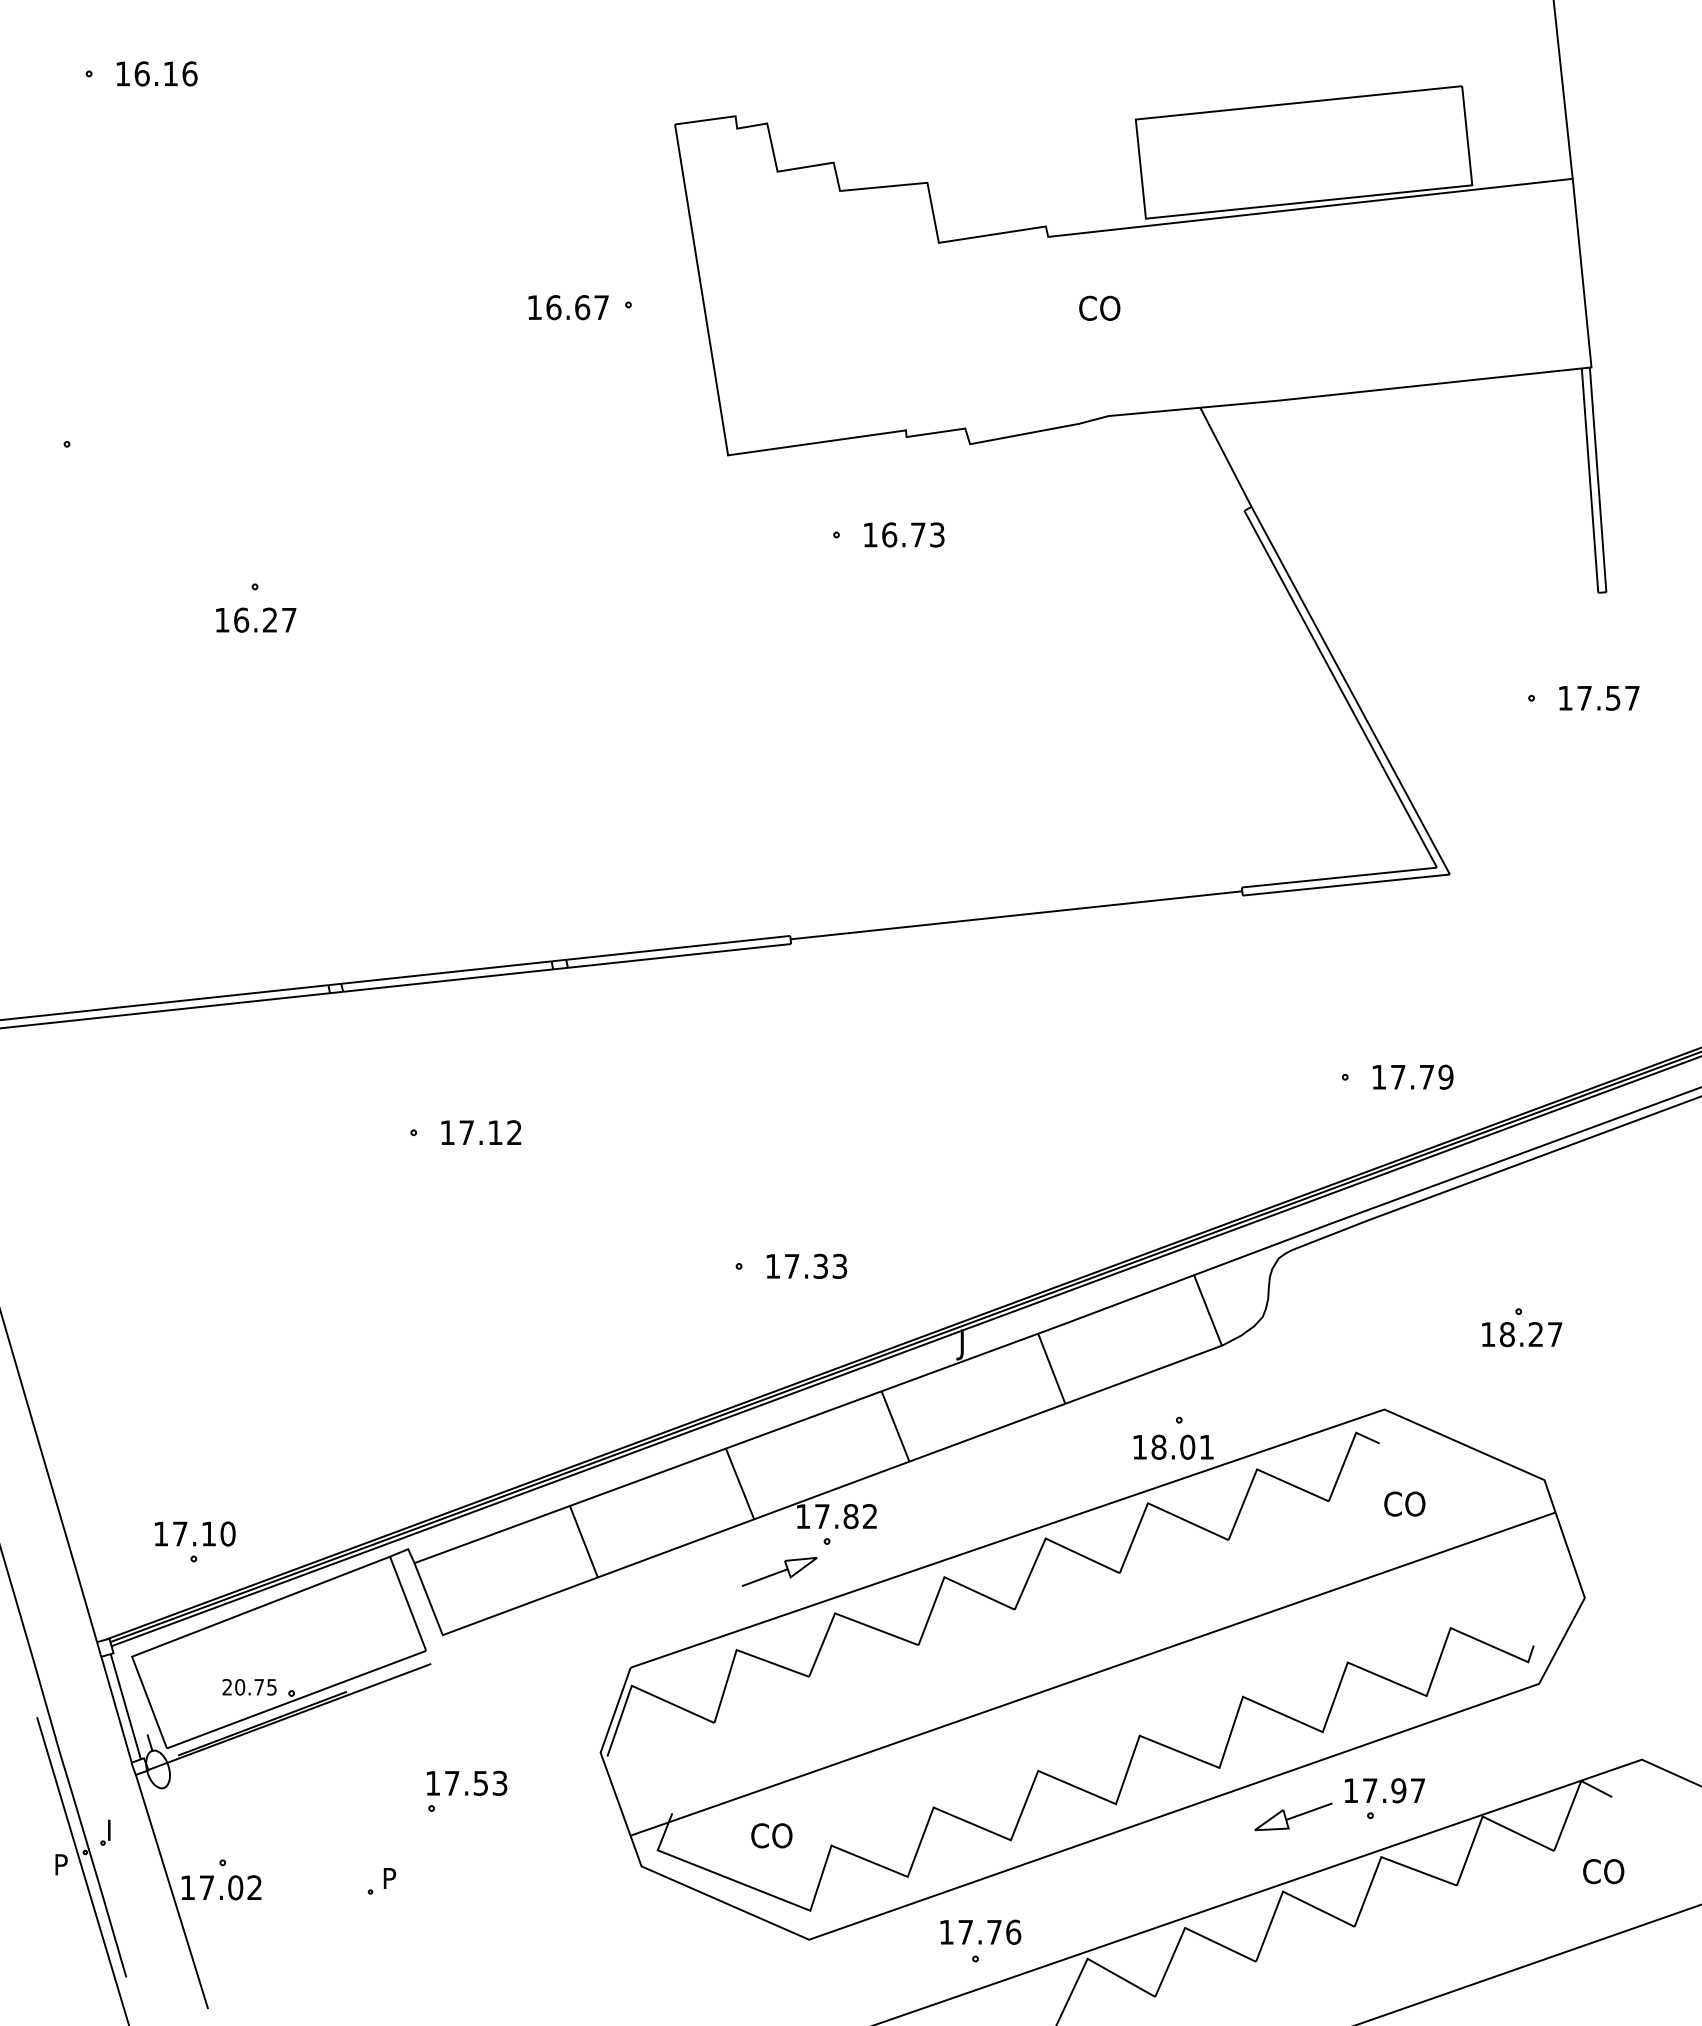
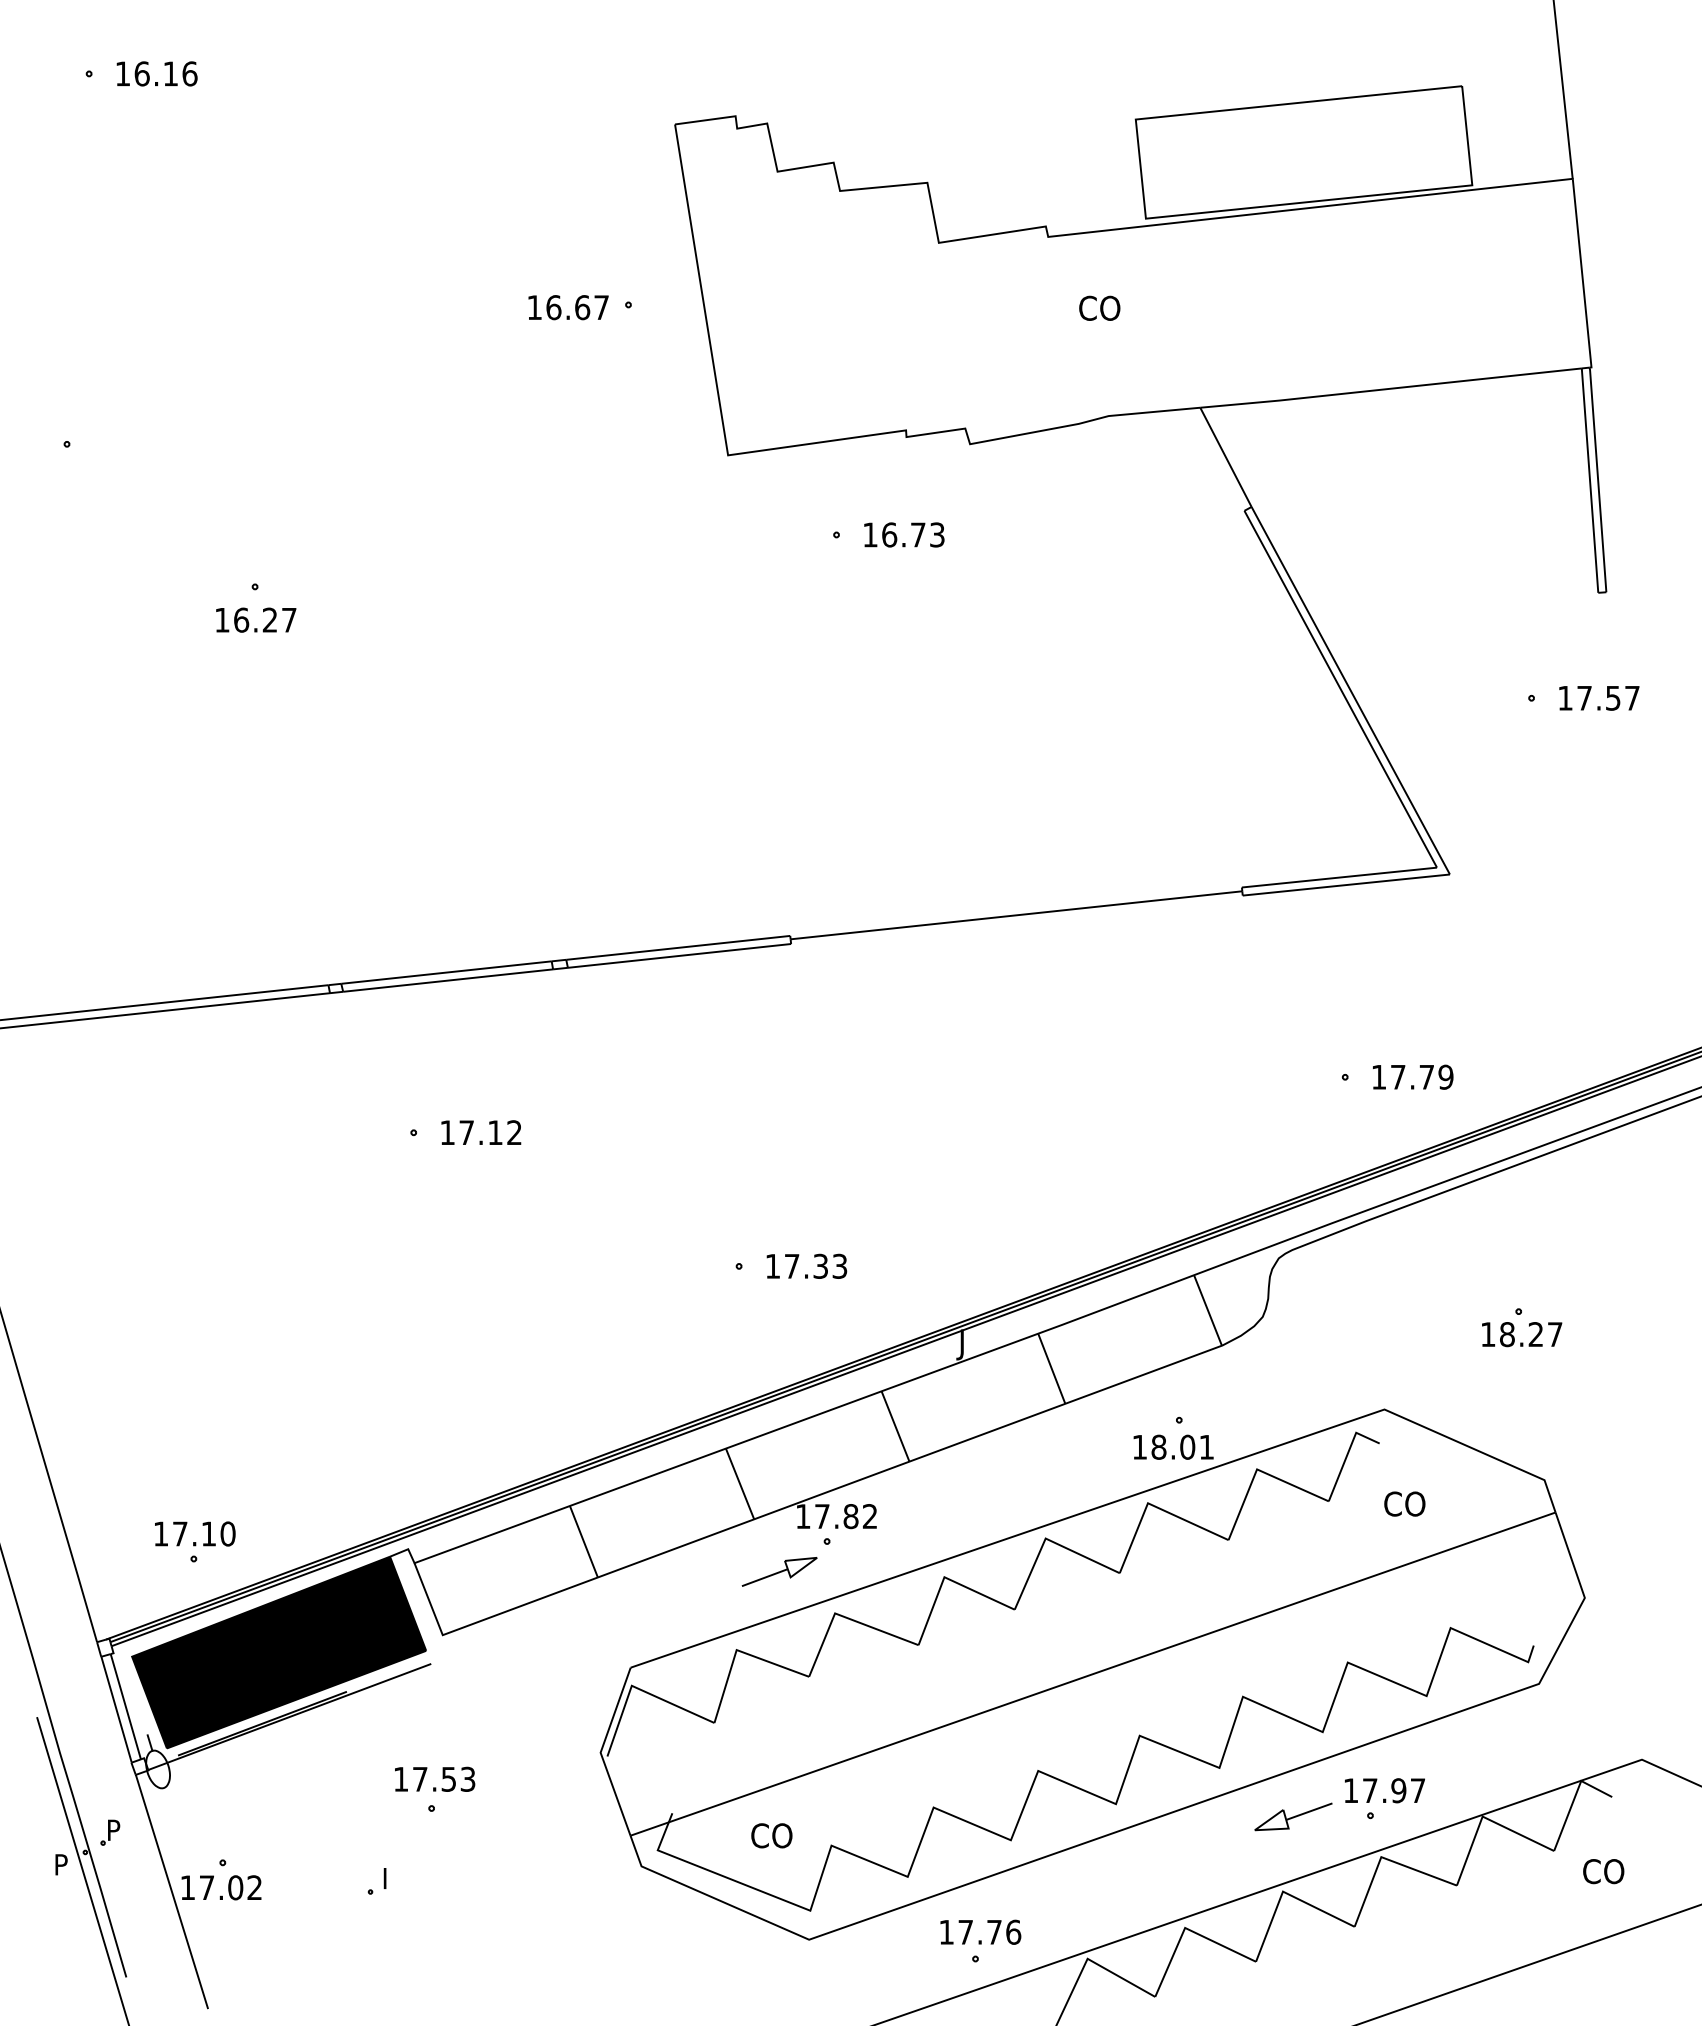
fill: none -> present (279, 1652)
text position: (467, 1782) -> (435, 1778) (435, 1778)
text: I -> P (115, 1825)
text: P -> I (390, 1874)
